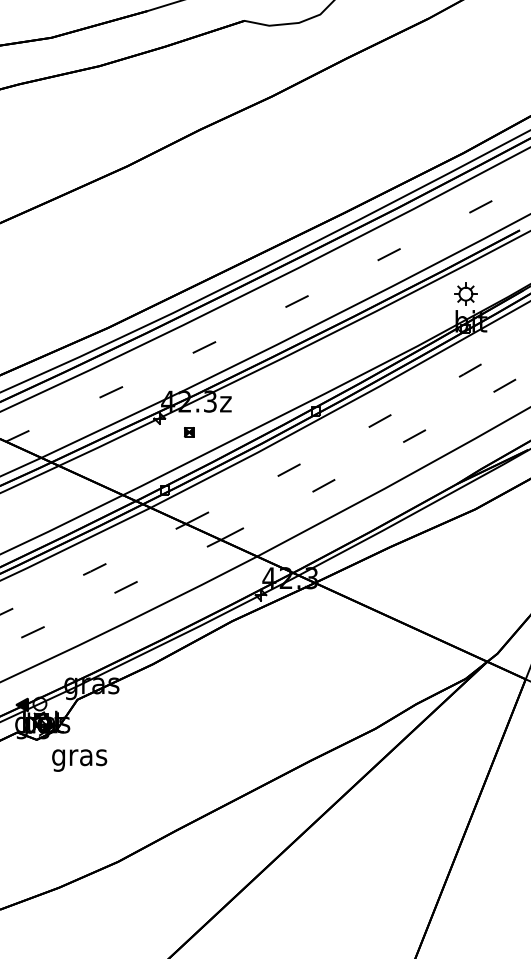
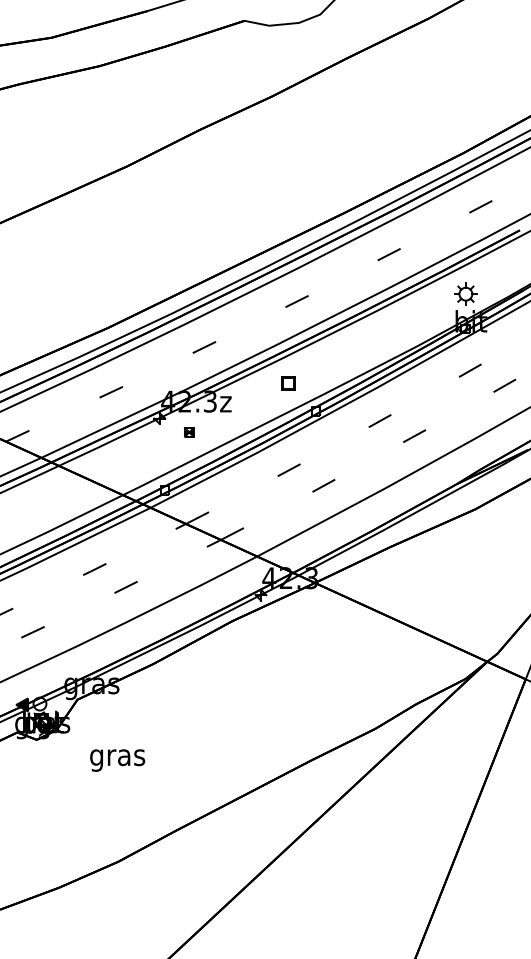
part: none -> present (288, 383)
text position: (79, 760) -> (117, 760) (117, 760)
